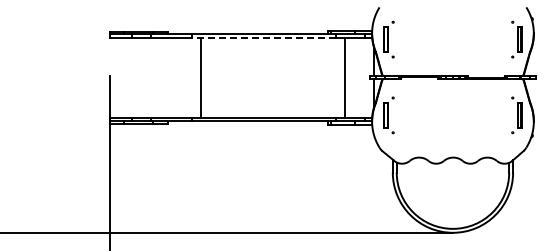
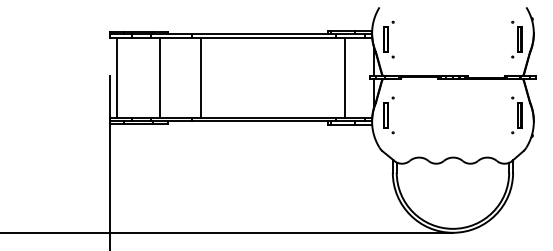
line: dashed -> solid (264, 38)
line: none -> present (116, 77)
line: none -> present (159, 77)
